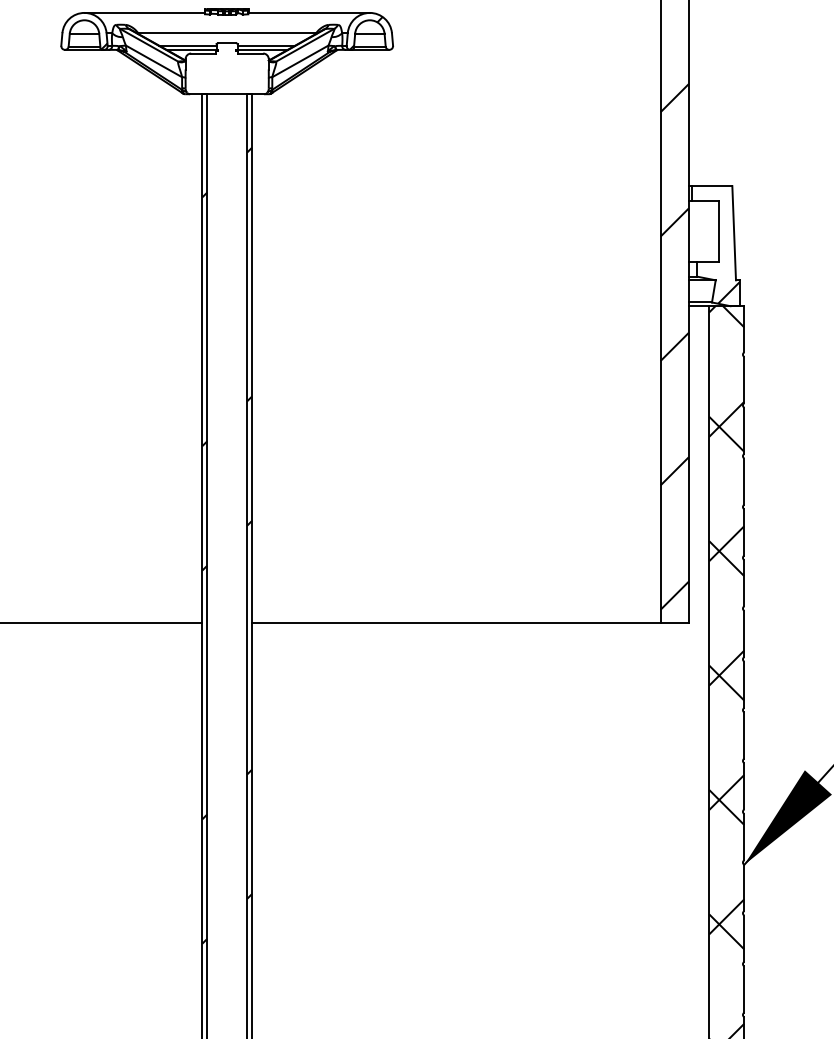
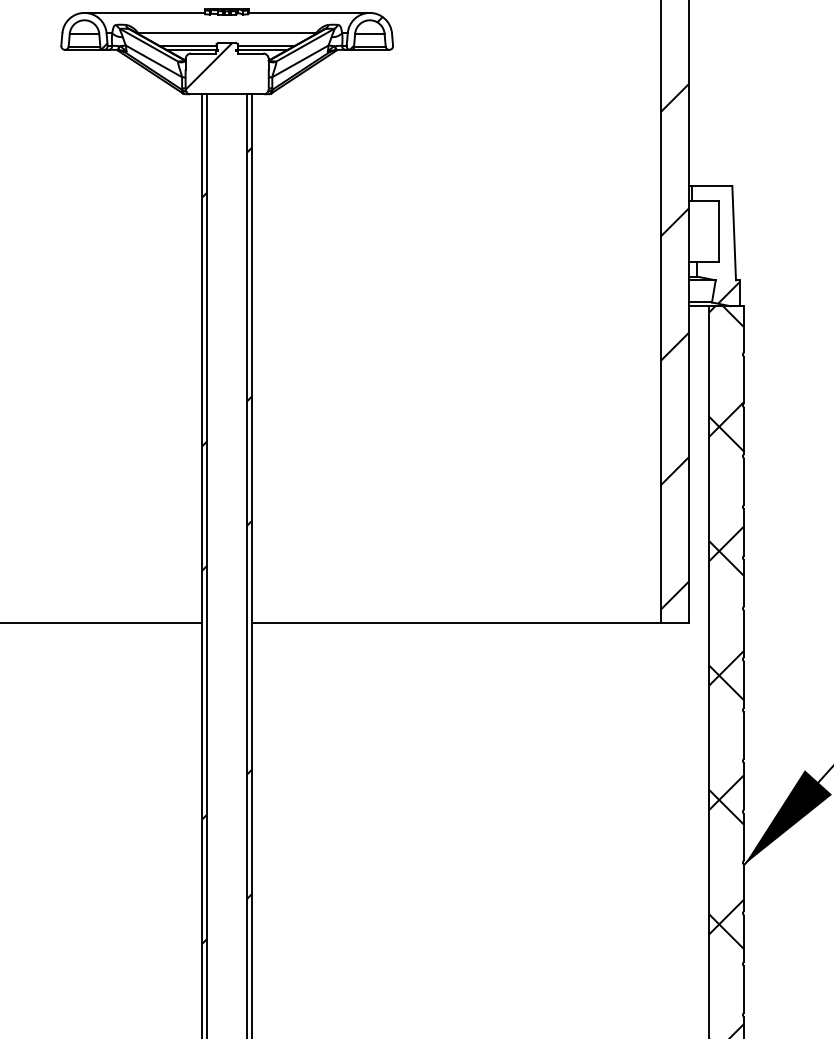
hatch: none -> present (208, 66)
